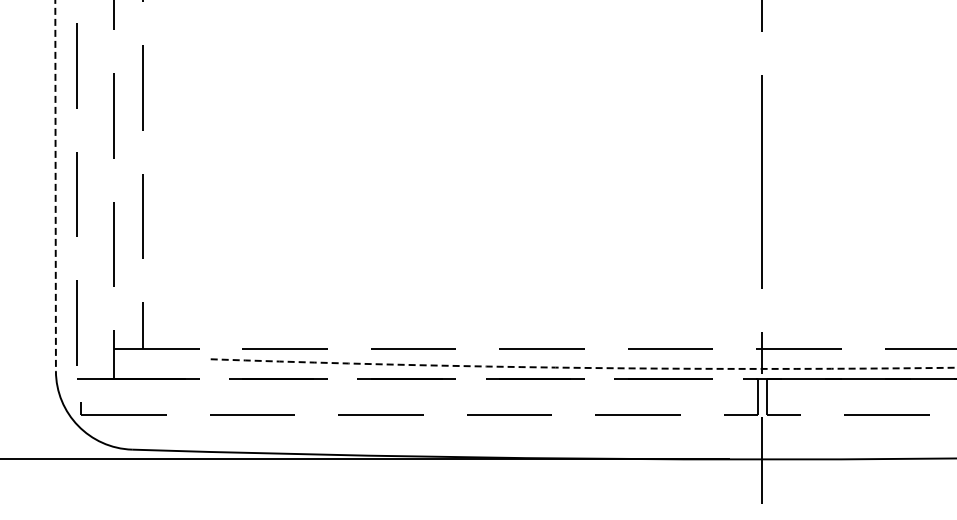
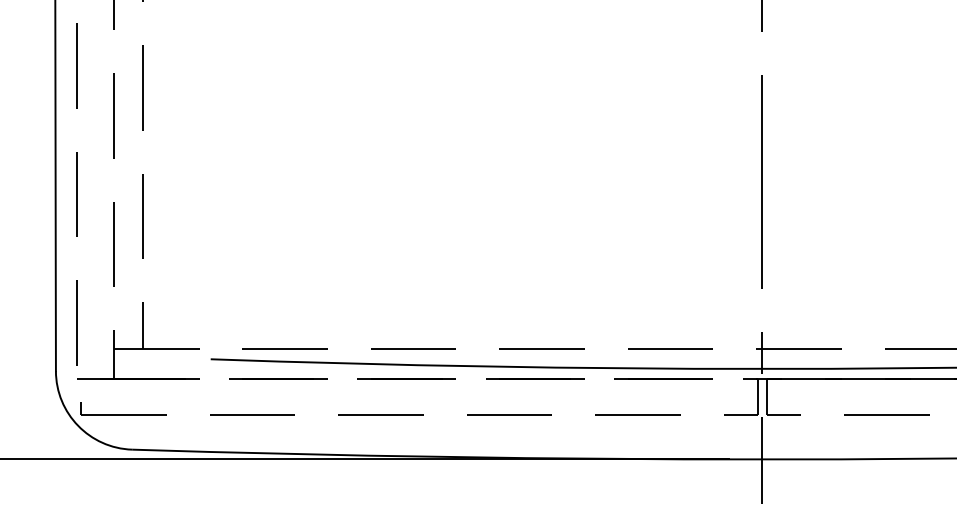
line: dashed -> solid (55, 186)
arc: dashed -> solid (583, 367)
